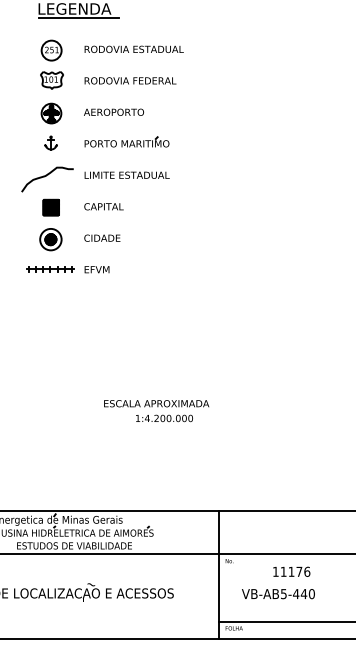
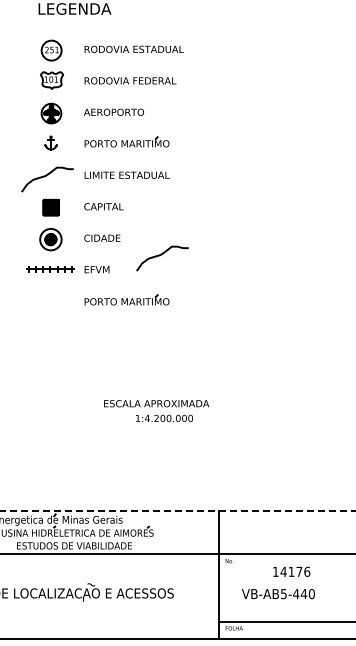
line: present -> none (78, 17)
curve: none -> present (161, 255)
part: none -> present (126, 299)
line: solid -> dashed (178, 510)
text: 11176 -> 14176 (283, 571)
